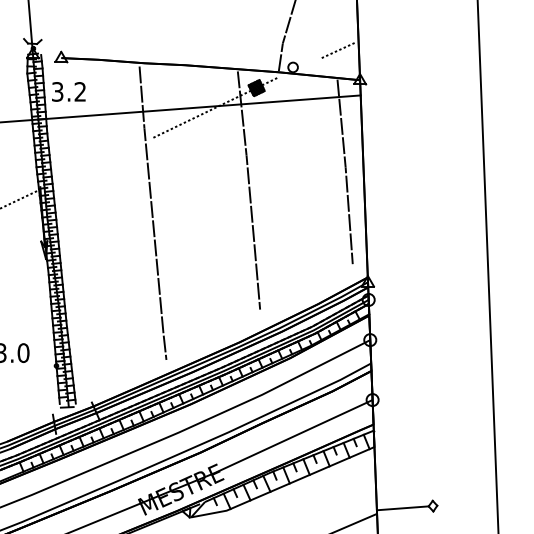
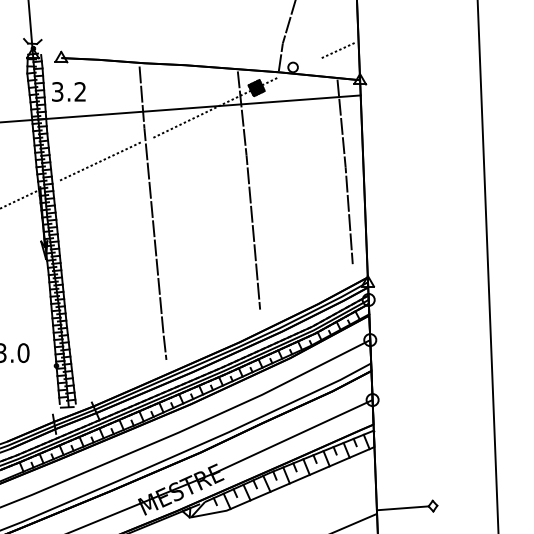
line: none -> present (100, 161)
